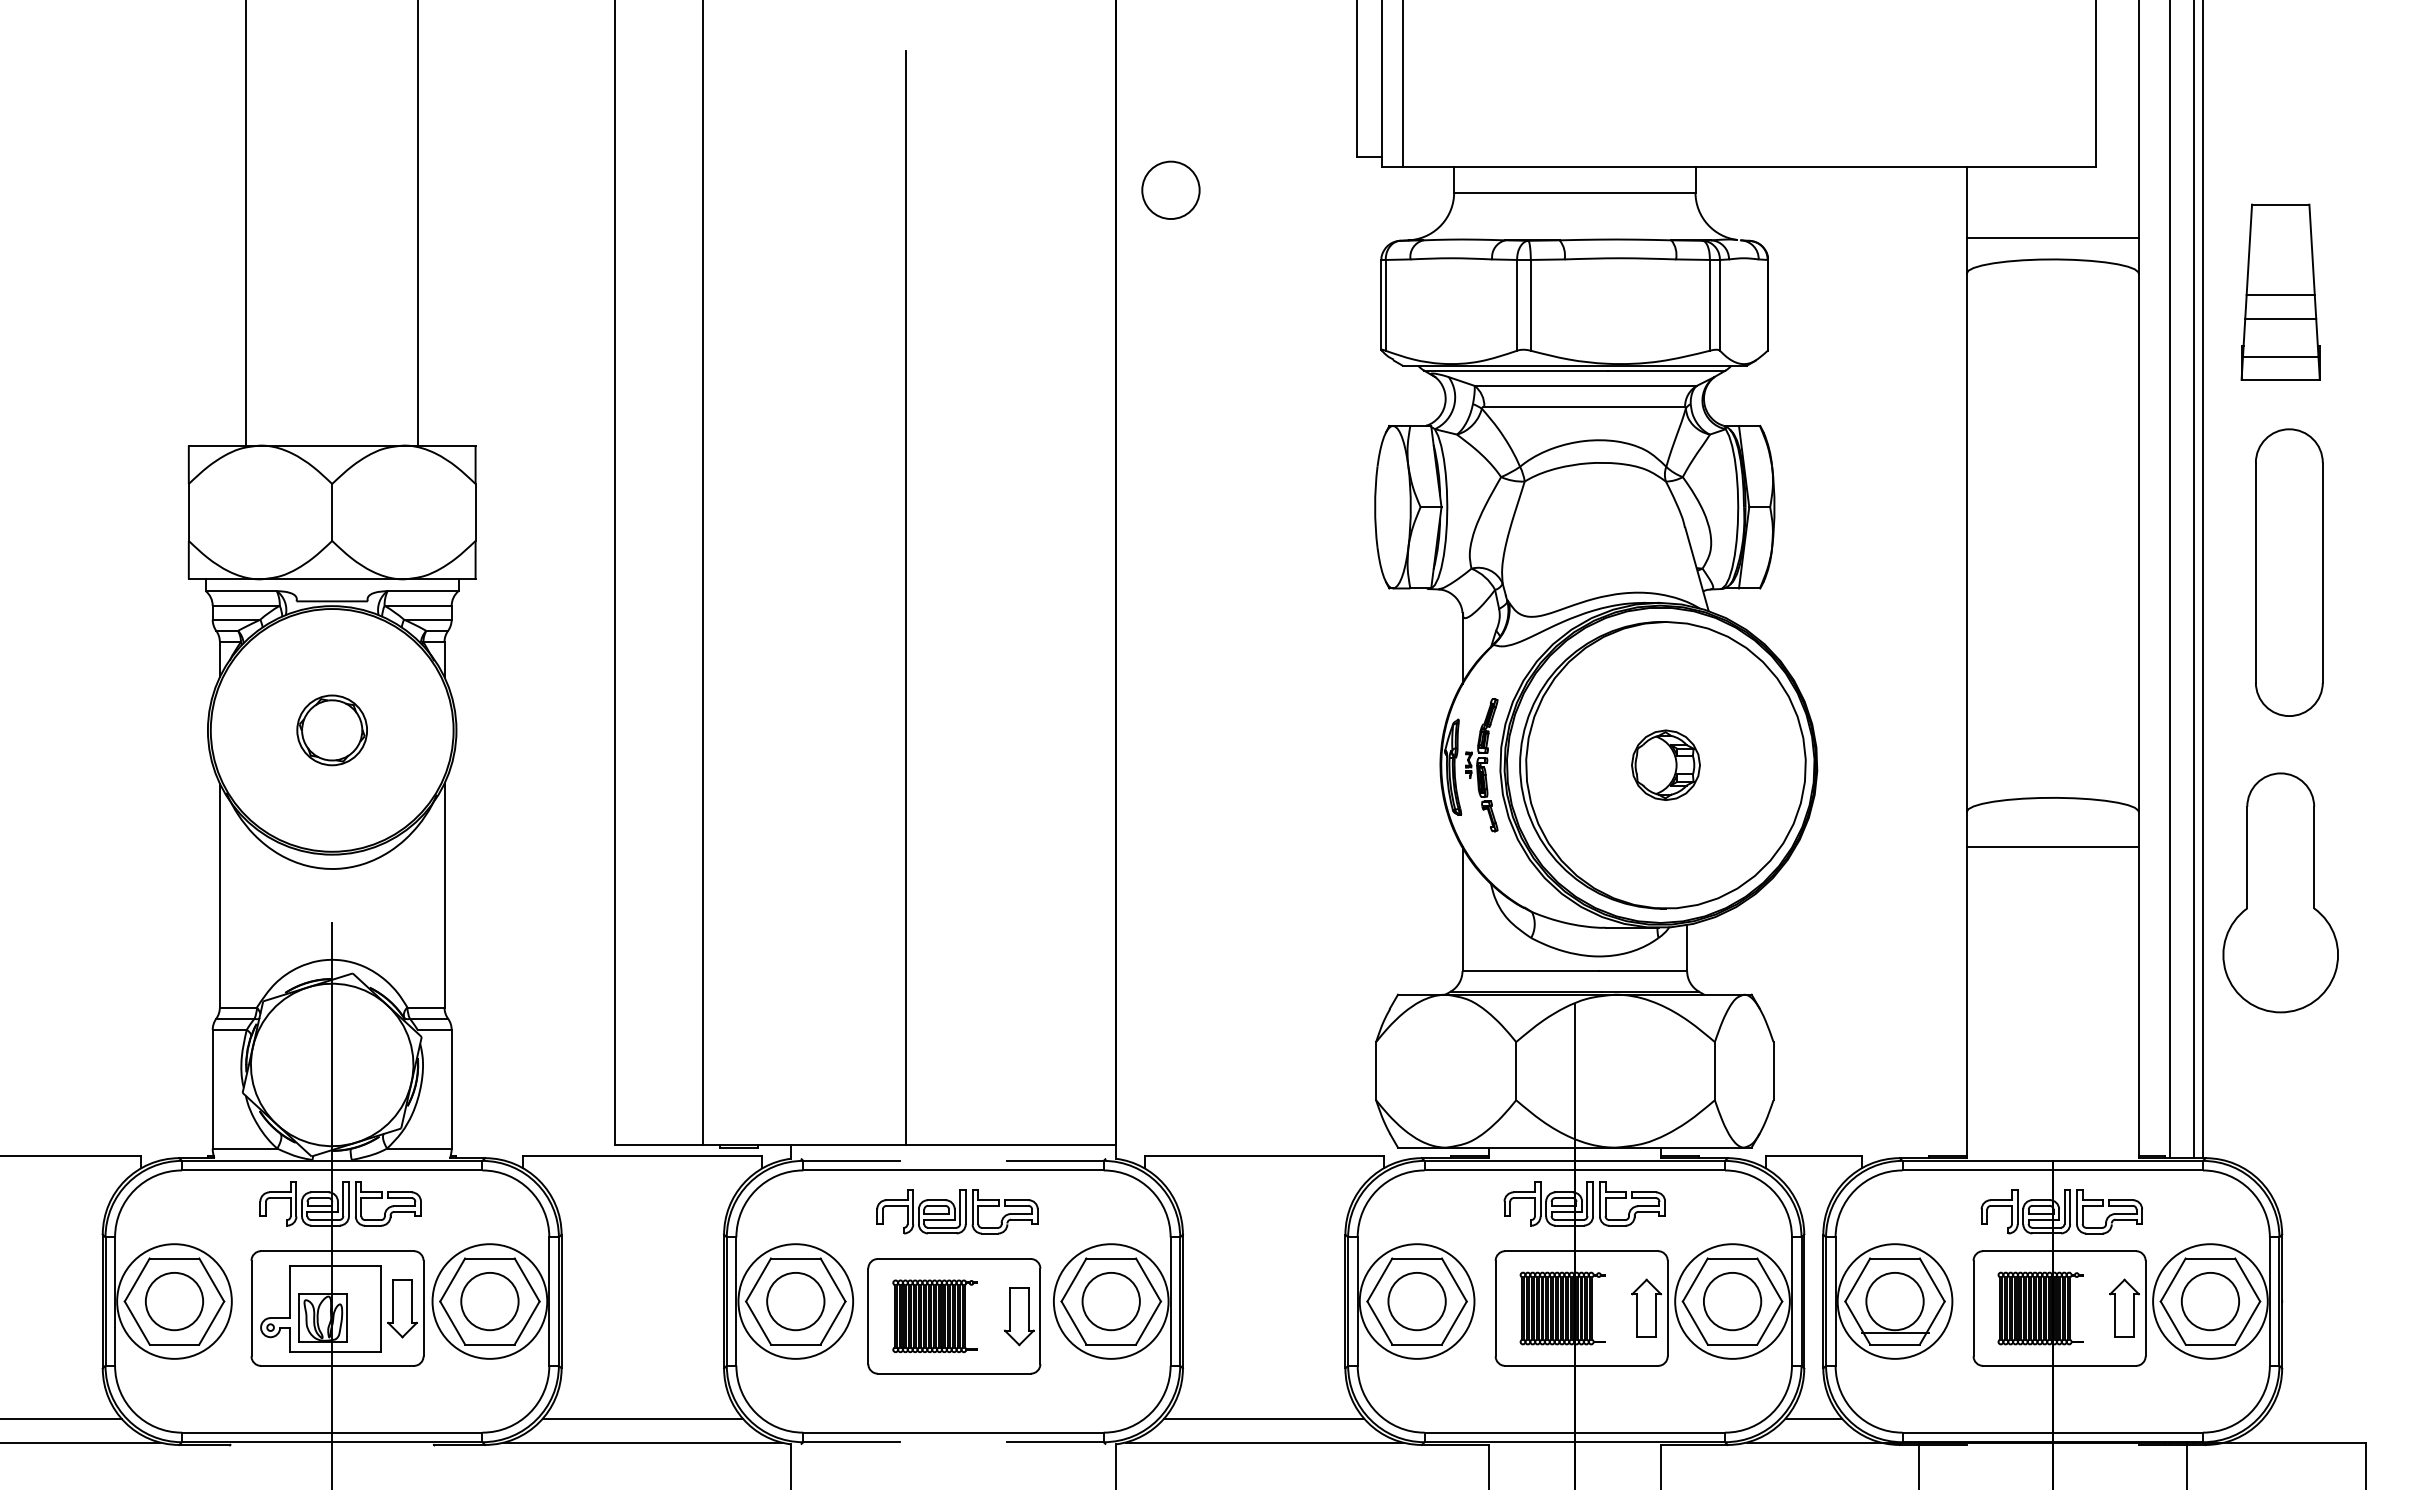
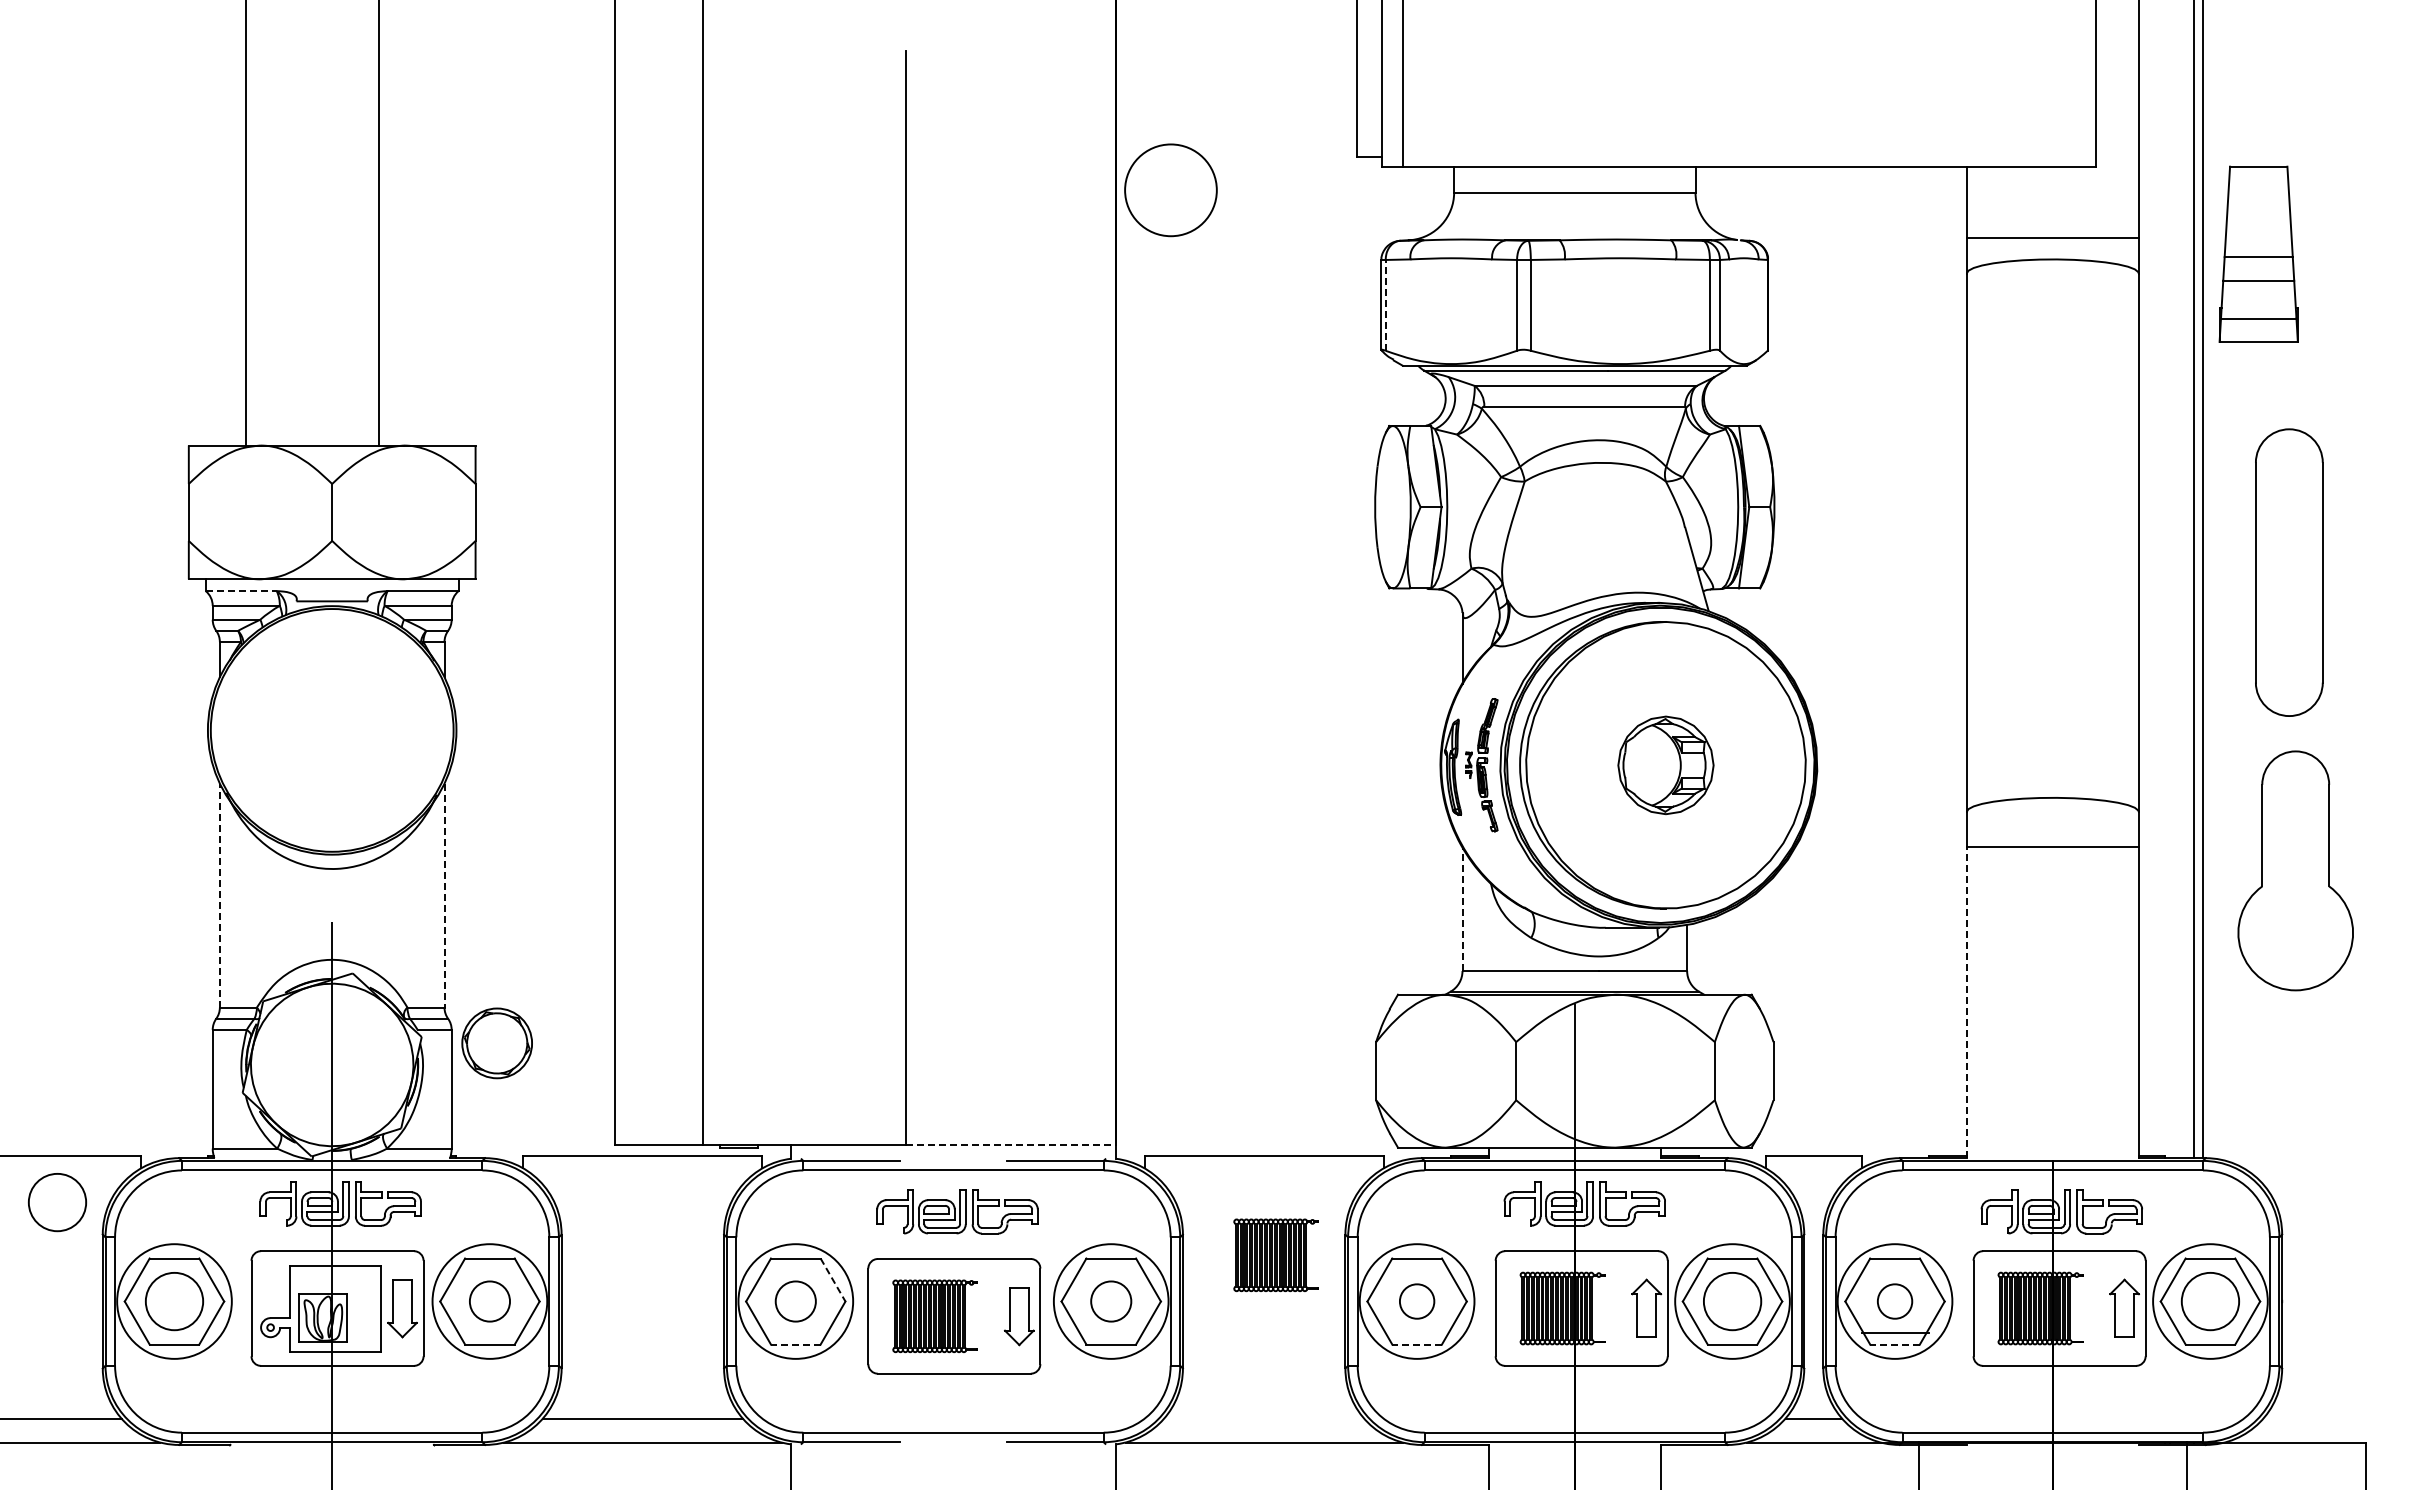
circle diameter: 57 px -> 92 px (1170, 190)
line position: (418, 223) -> (379, 223) (379, 223)
part position: (2280, 291) -> (2258, 253) (2258, 253)
line: solid -> dashed (1385, 304)
line: present -> none (2169, 580)
line: solid -> dashed (241, 591)
part position: (331, 730) -> (496, 1043) (496, 1043)
part size: 70x72 px -> 98x101 px (1665, 765)
part position: (2280, 892) -> (2295, 870) (2295, 870)
line: solid -> dashed (219, 895)
line: solid -> dashed (444, 896)
line: solid -> dashed (1462, 909)
line: solid -> dashed (1966, 1002)
line: solid -> dashed (1011, 1145)
circle: none -> present (57, 1202)
part: none -> present (1275, 1255)
line: solid -> dashed (833, 1280)
circle diameter: 57 px -> 40 px (489, 1301)
circle diameter: 57 px -> 40 px (795, 1301)
circle diameter: 57 px -> 40 px (1111, 1301)
circle diameter: 57 px -> 34 px (1416, 1301)
circle diameter: 57 px -> 34 px (1894, 1301)
line: solid -> dashed (795, 1344)
line: solid -> dashed (1417, 1344)
line: solid -> dashed (1895, 1344)
line: present -> none (1264, 1418)
